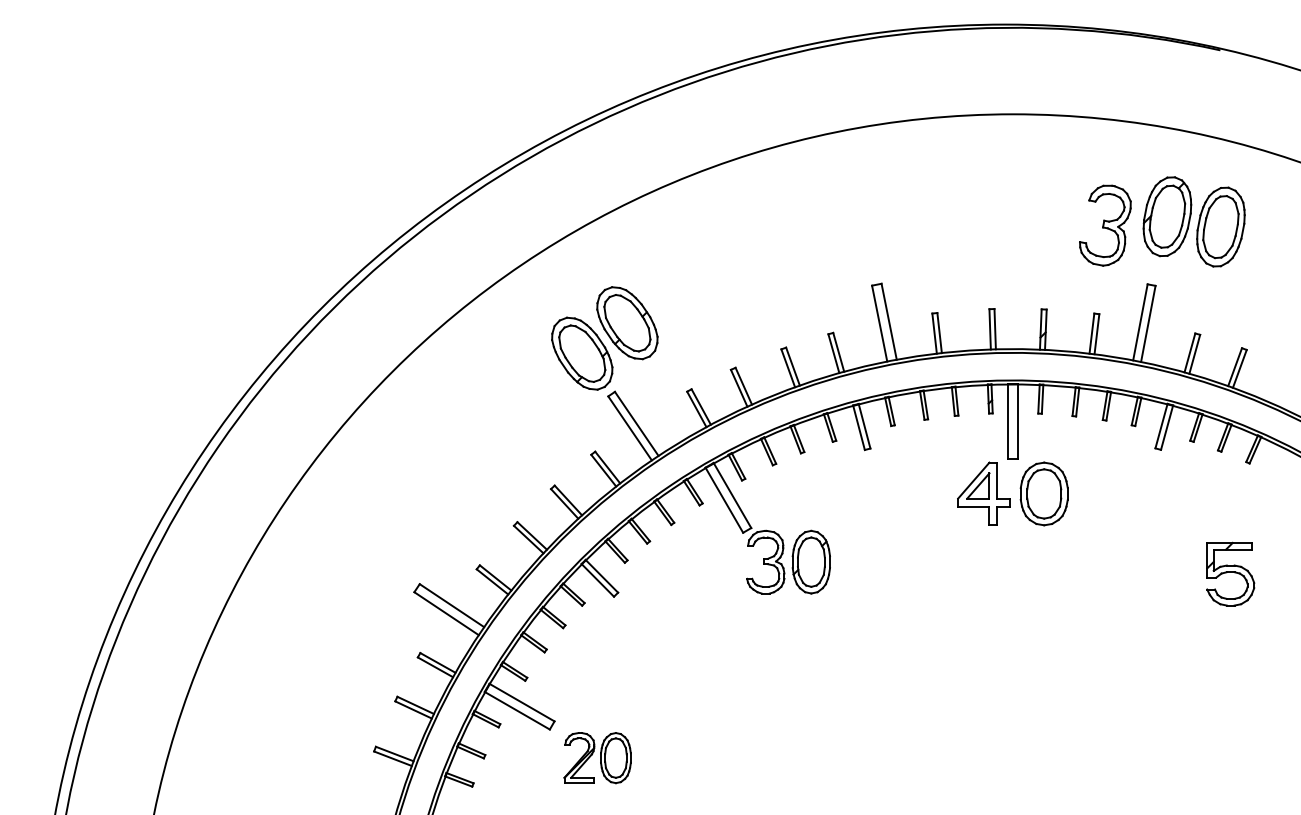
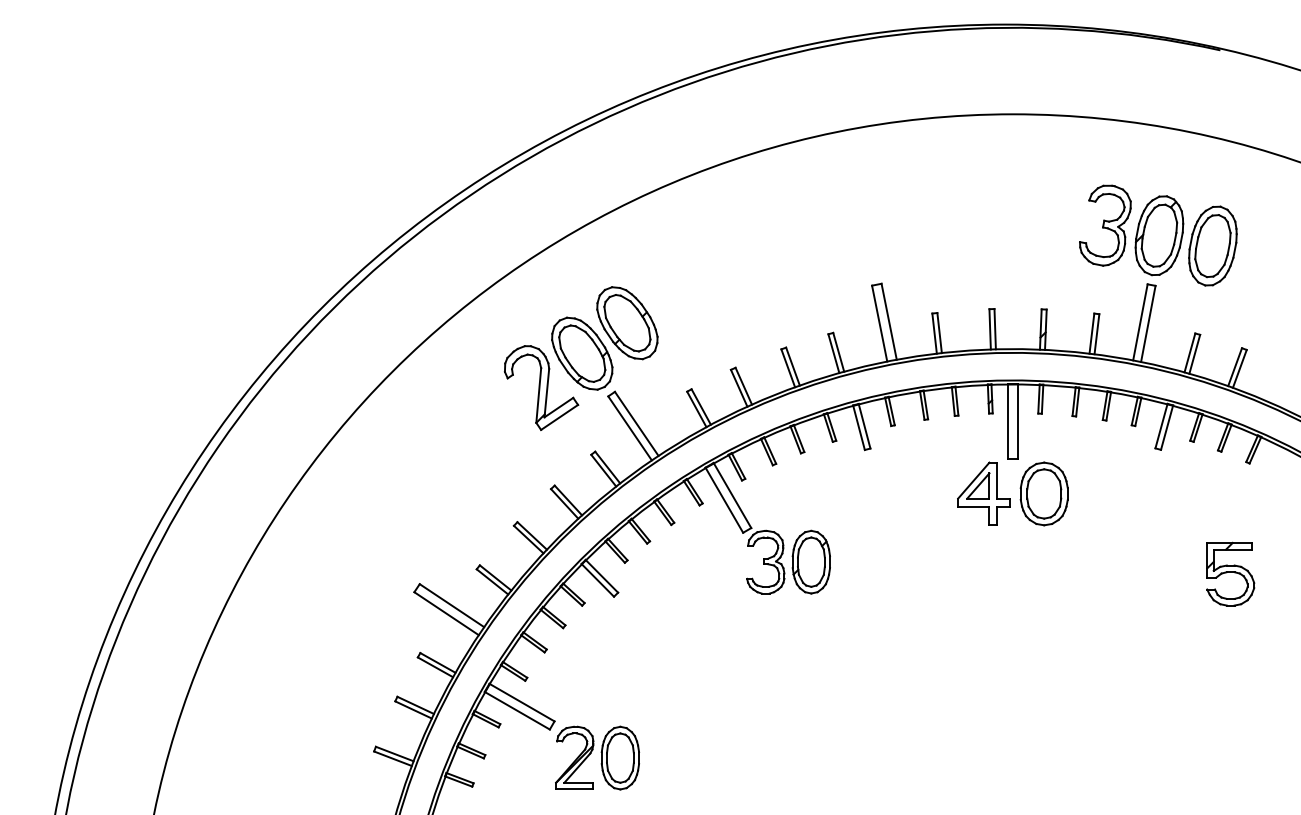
part position: (1193, 221) -> (1185, 240) (1185, 240)
part: none -> present (541, 387)
part size: 69x53 px -> 86x66 px (597, 757)
